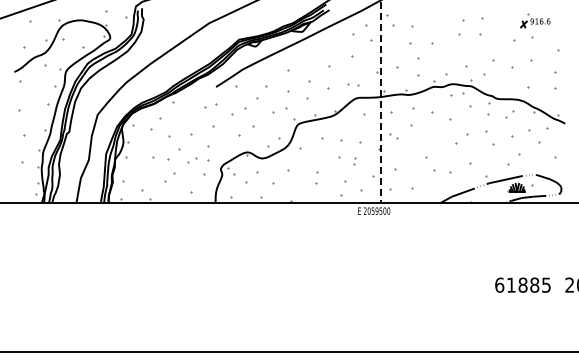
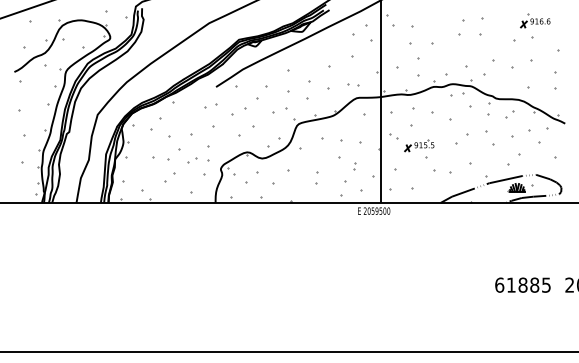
line: dashed -> solid (381, 101)
part: none -> present (419, 145)
part position: (354, 161) -> (354, 166) (354, 166)
